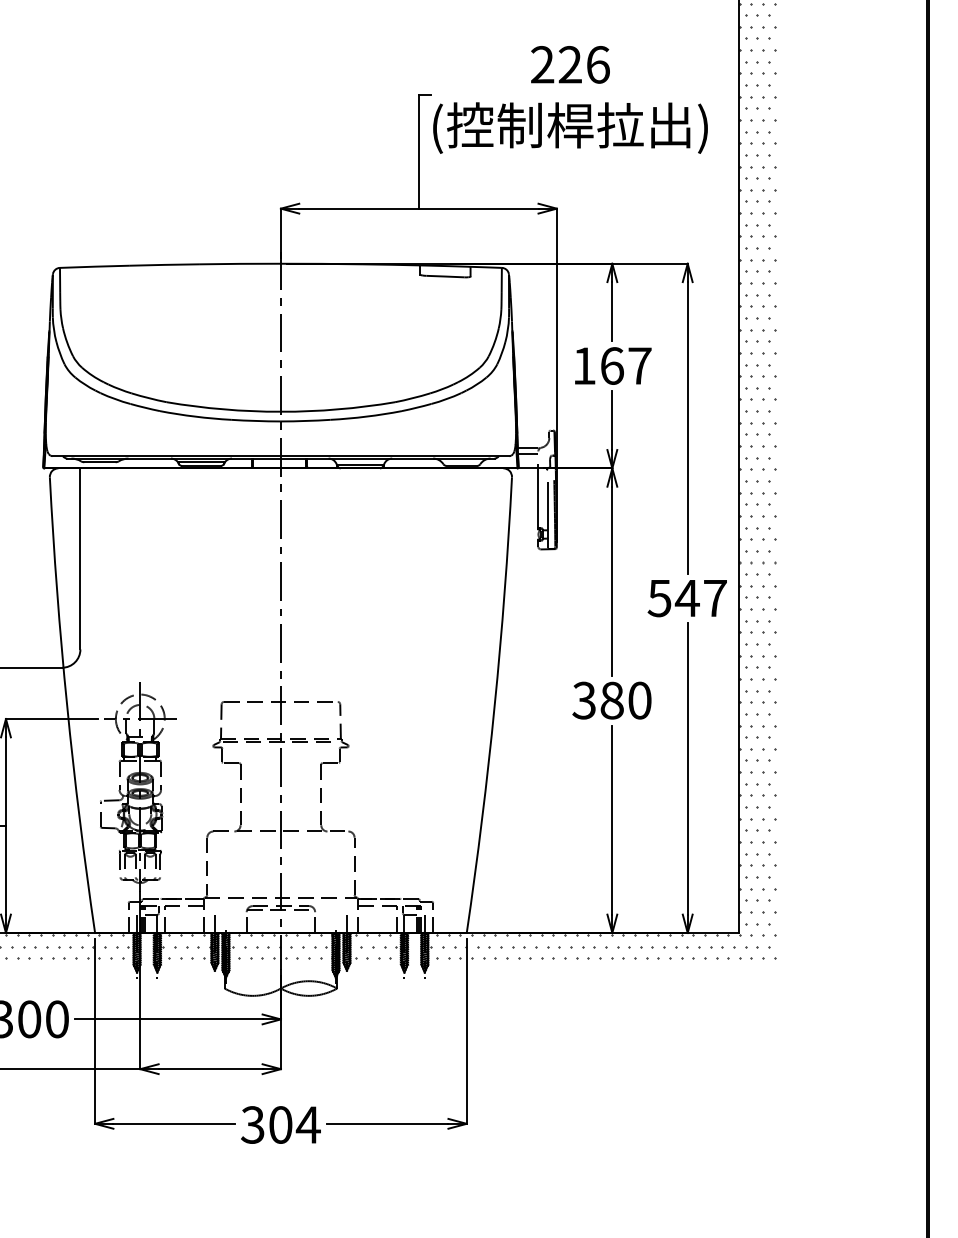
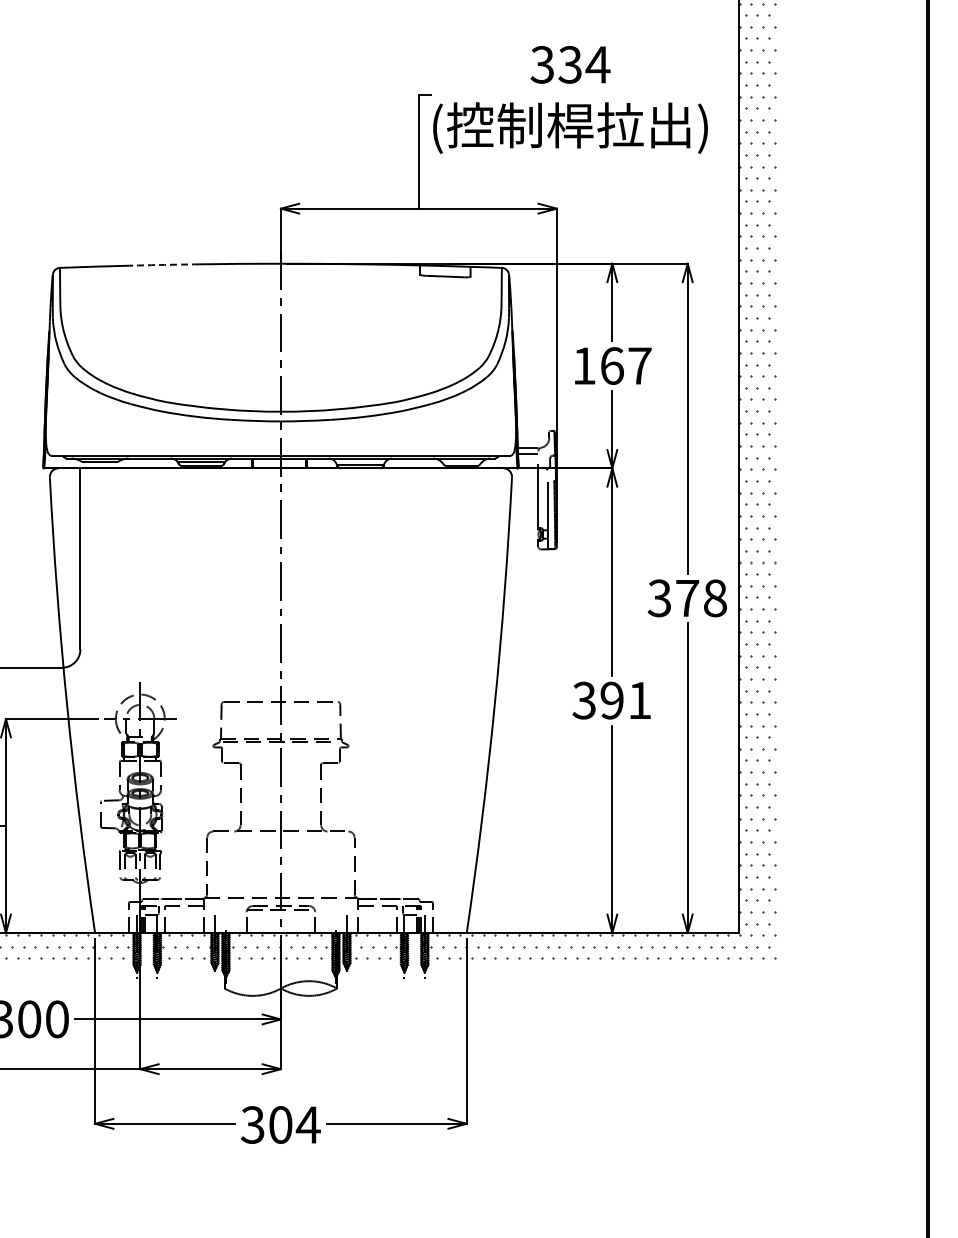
text: 226 -> 334 (570, 64)
arc: solid -> dashed (164, 264)
text: 547 -> 378 (686, 598)
text: 380 -> 391 (625, 700)
